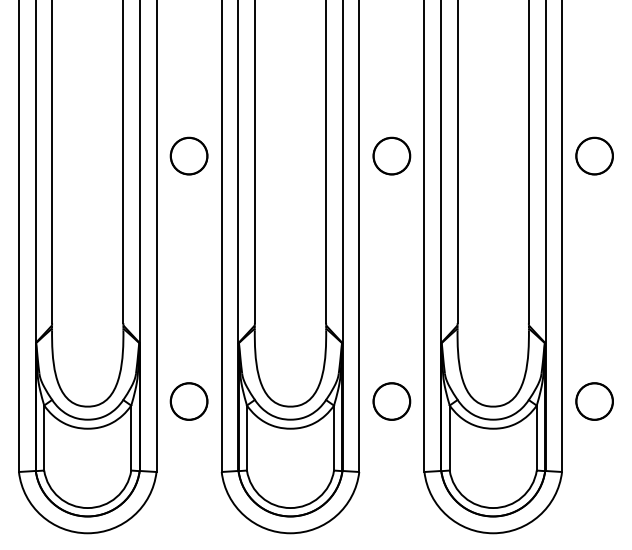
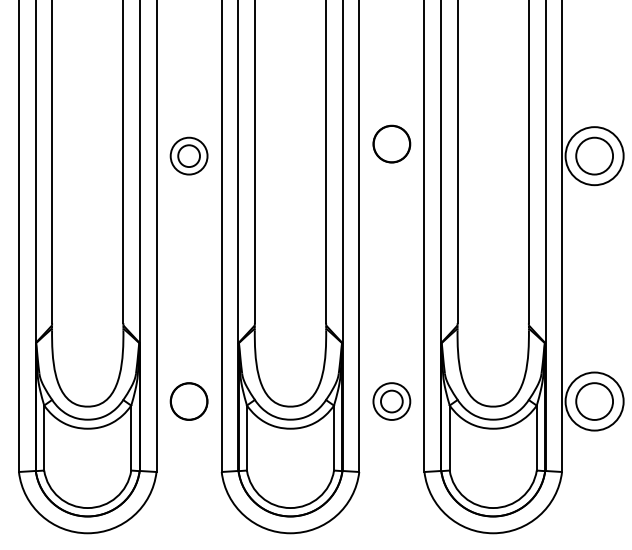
part position: (391, 155) -> (391, 143) (391, 143)
circle diameter: 36 px -> 22 px (189, 156)
circle diameter: 36 px -> 58 px (594, 156)
circle diameter: 36 px -> 22 px (391, 401)
circle diameter: 36 px -> 58 px (594, 401)
